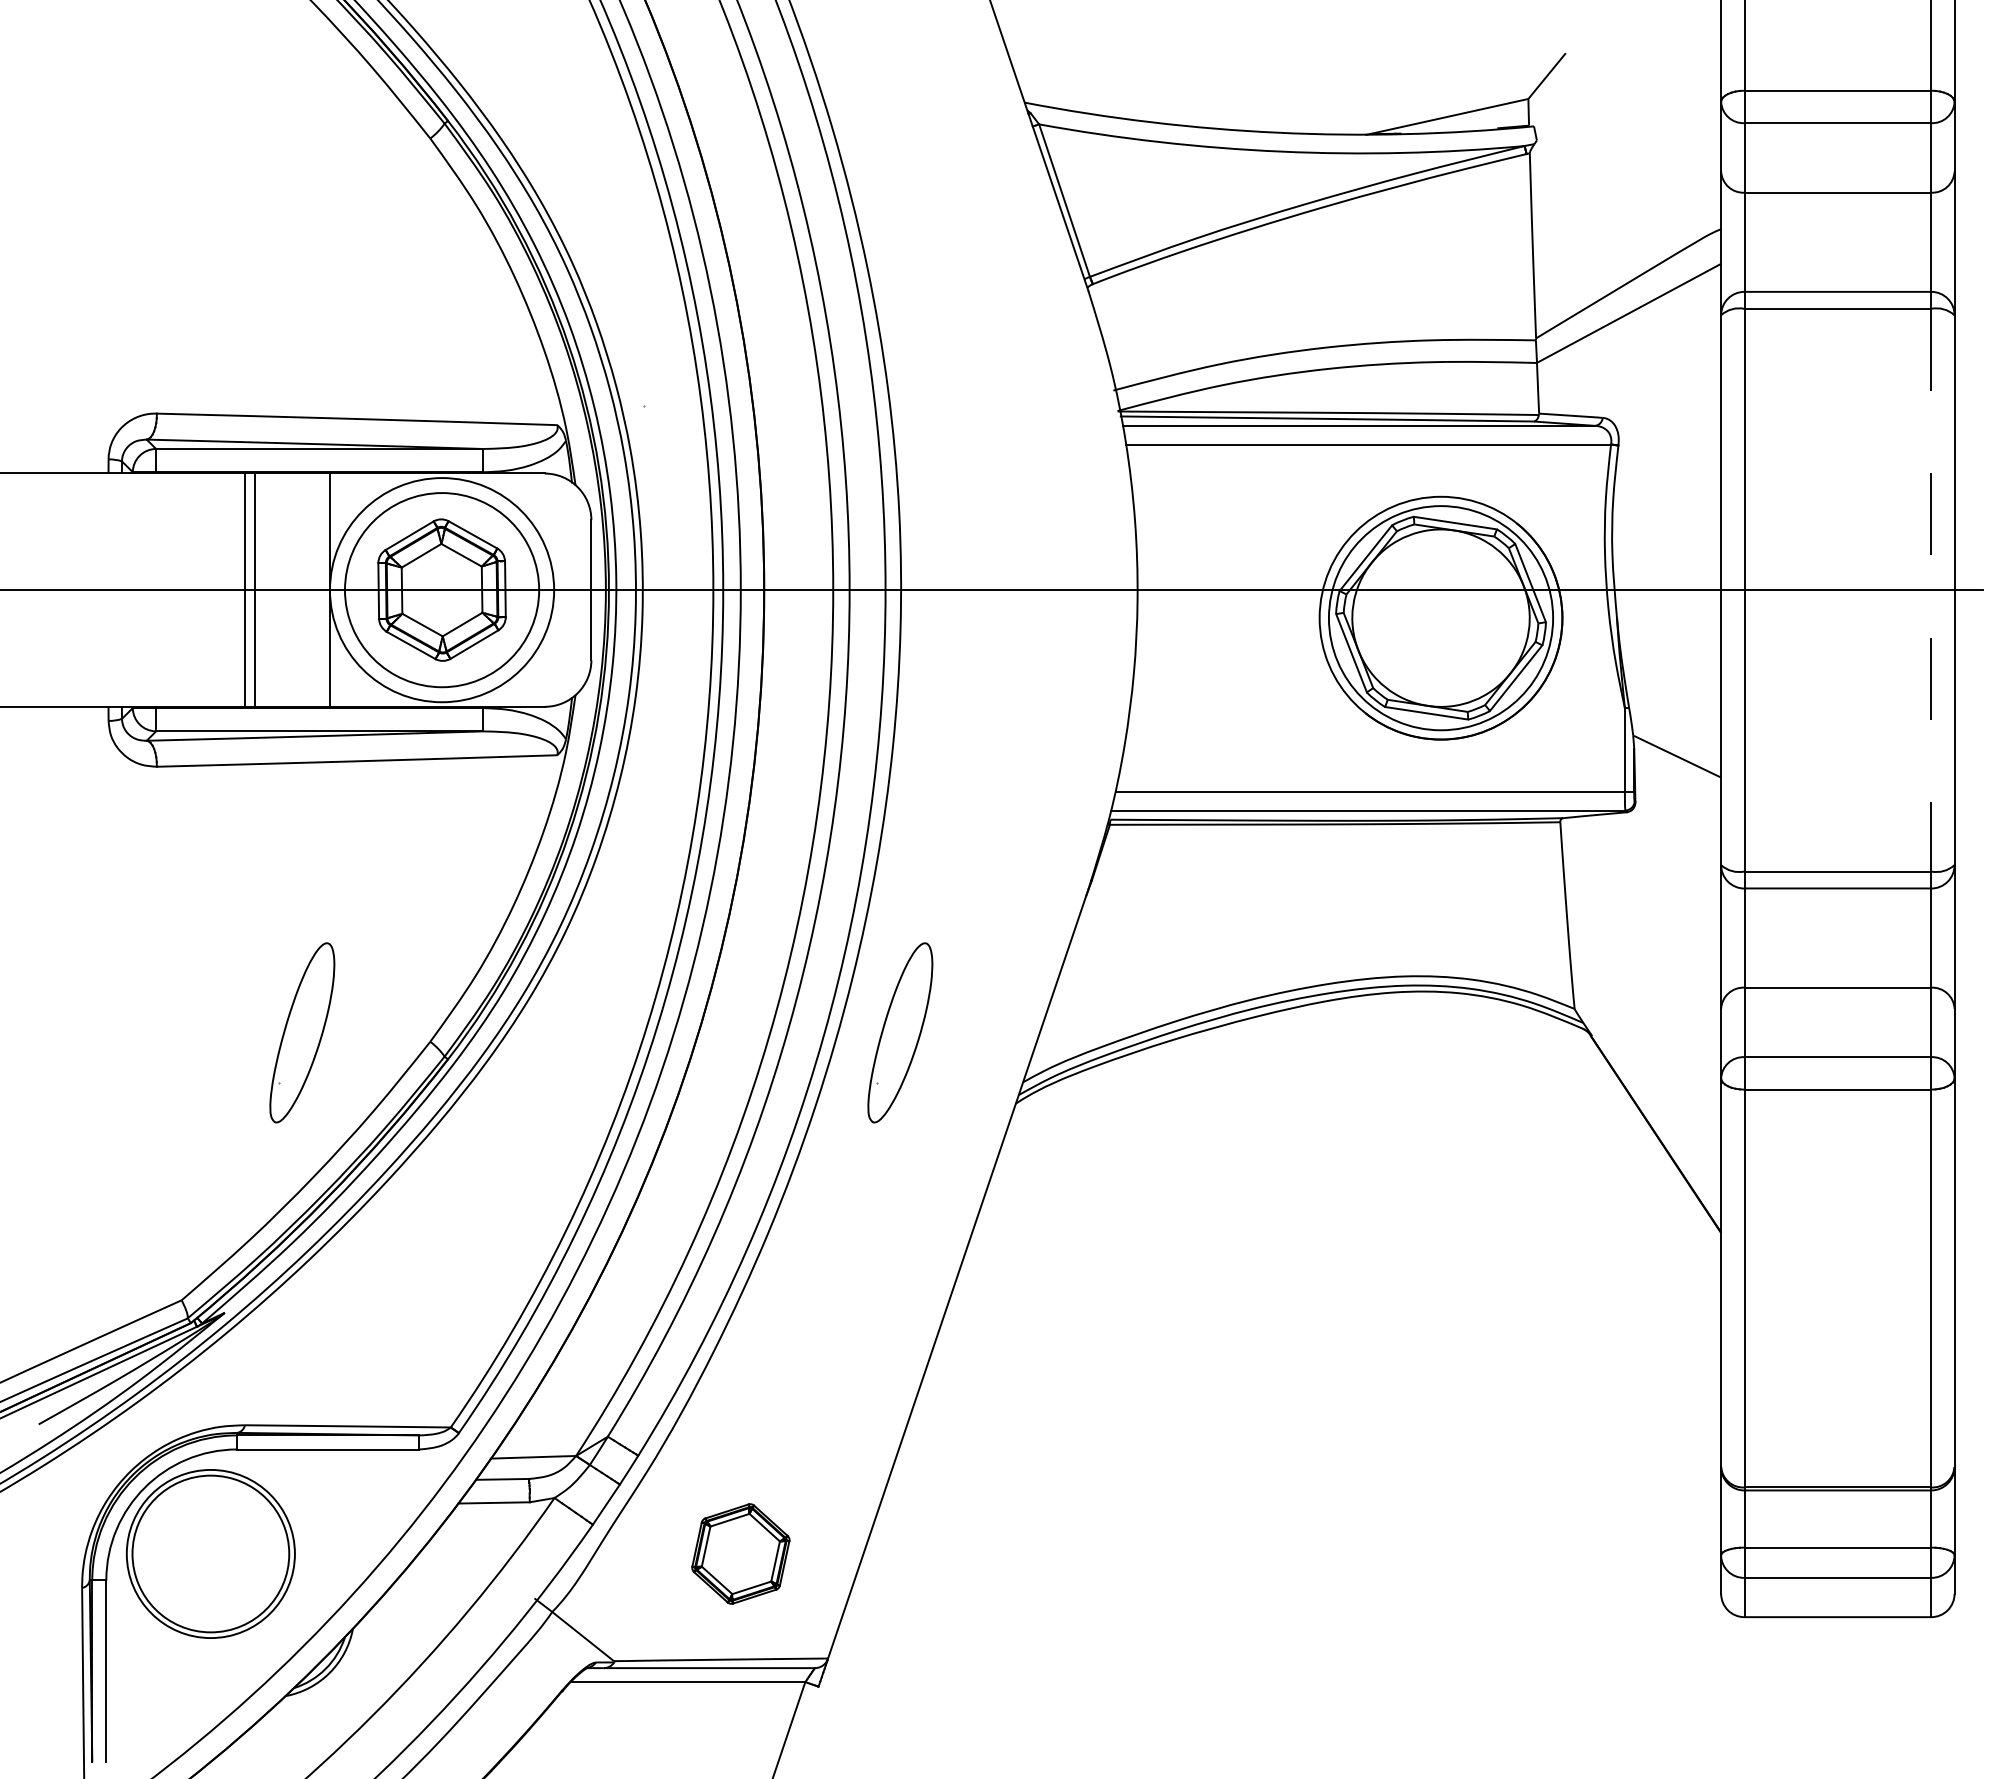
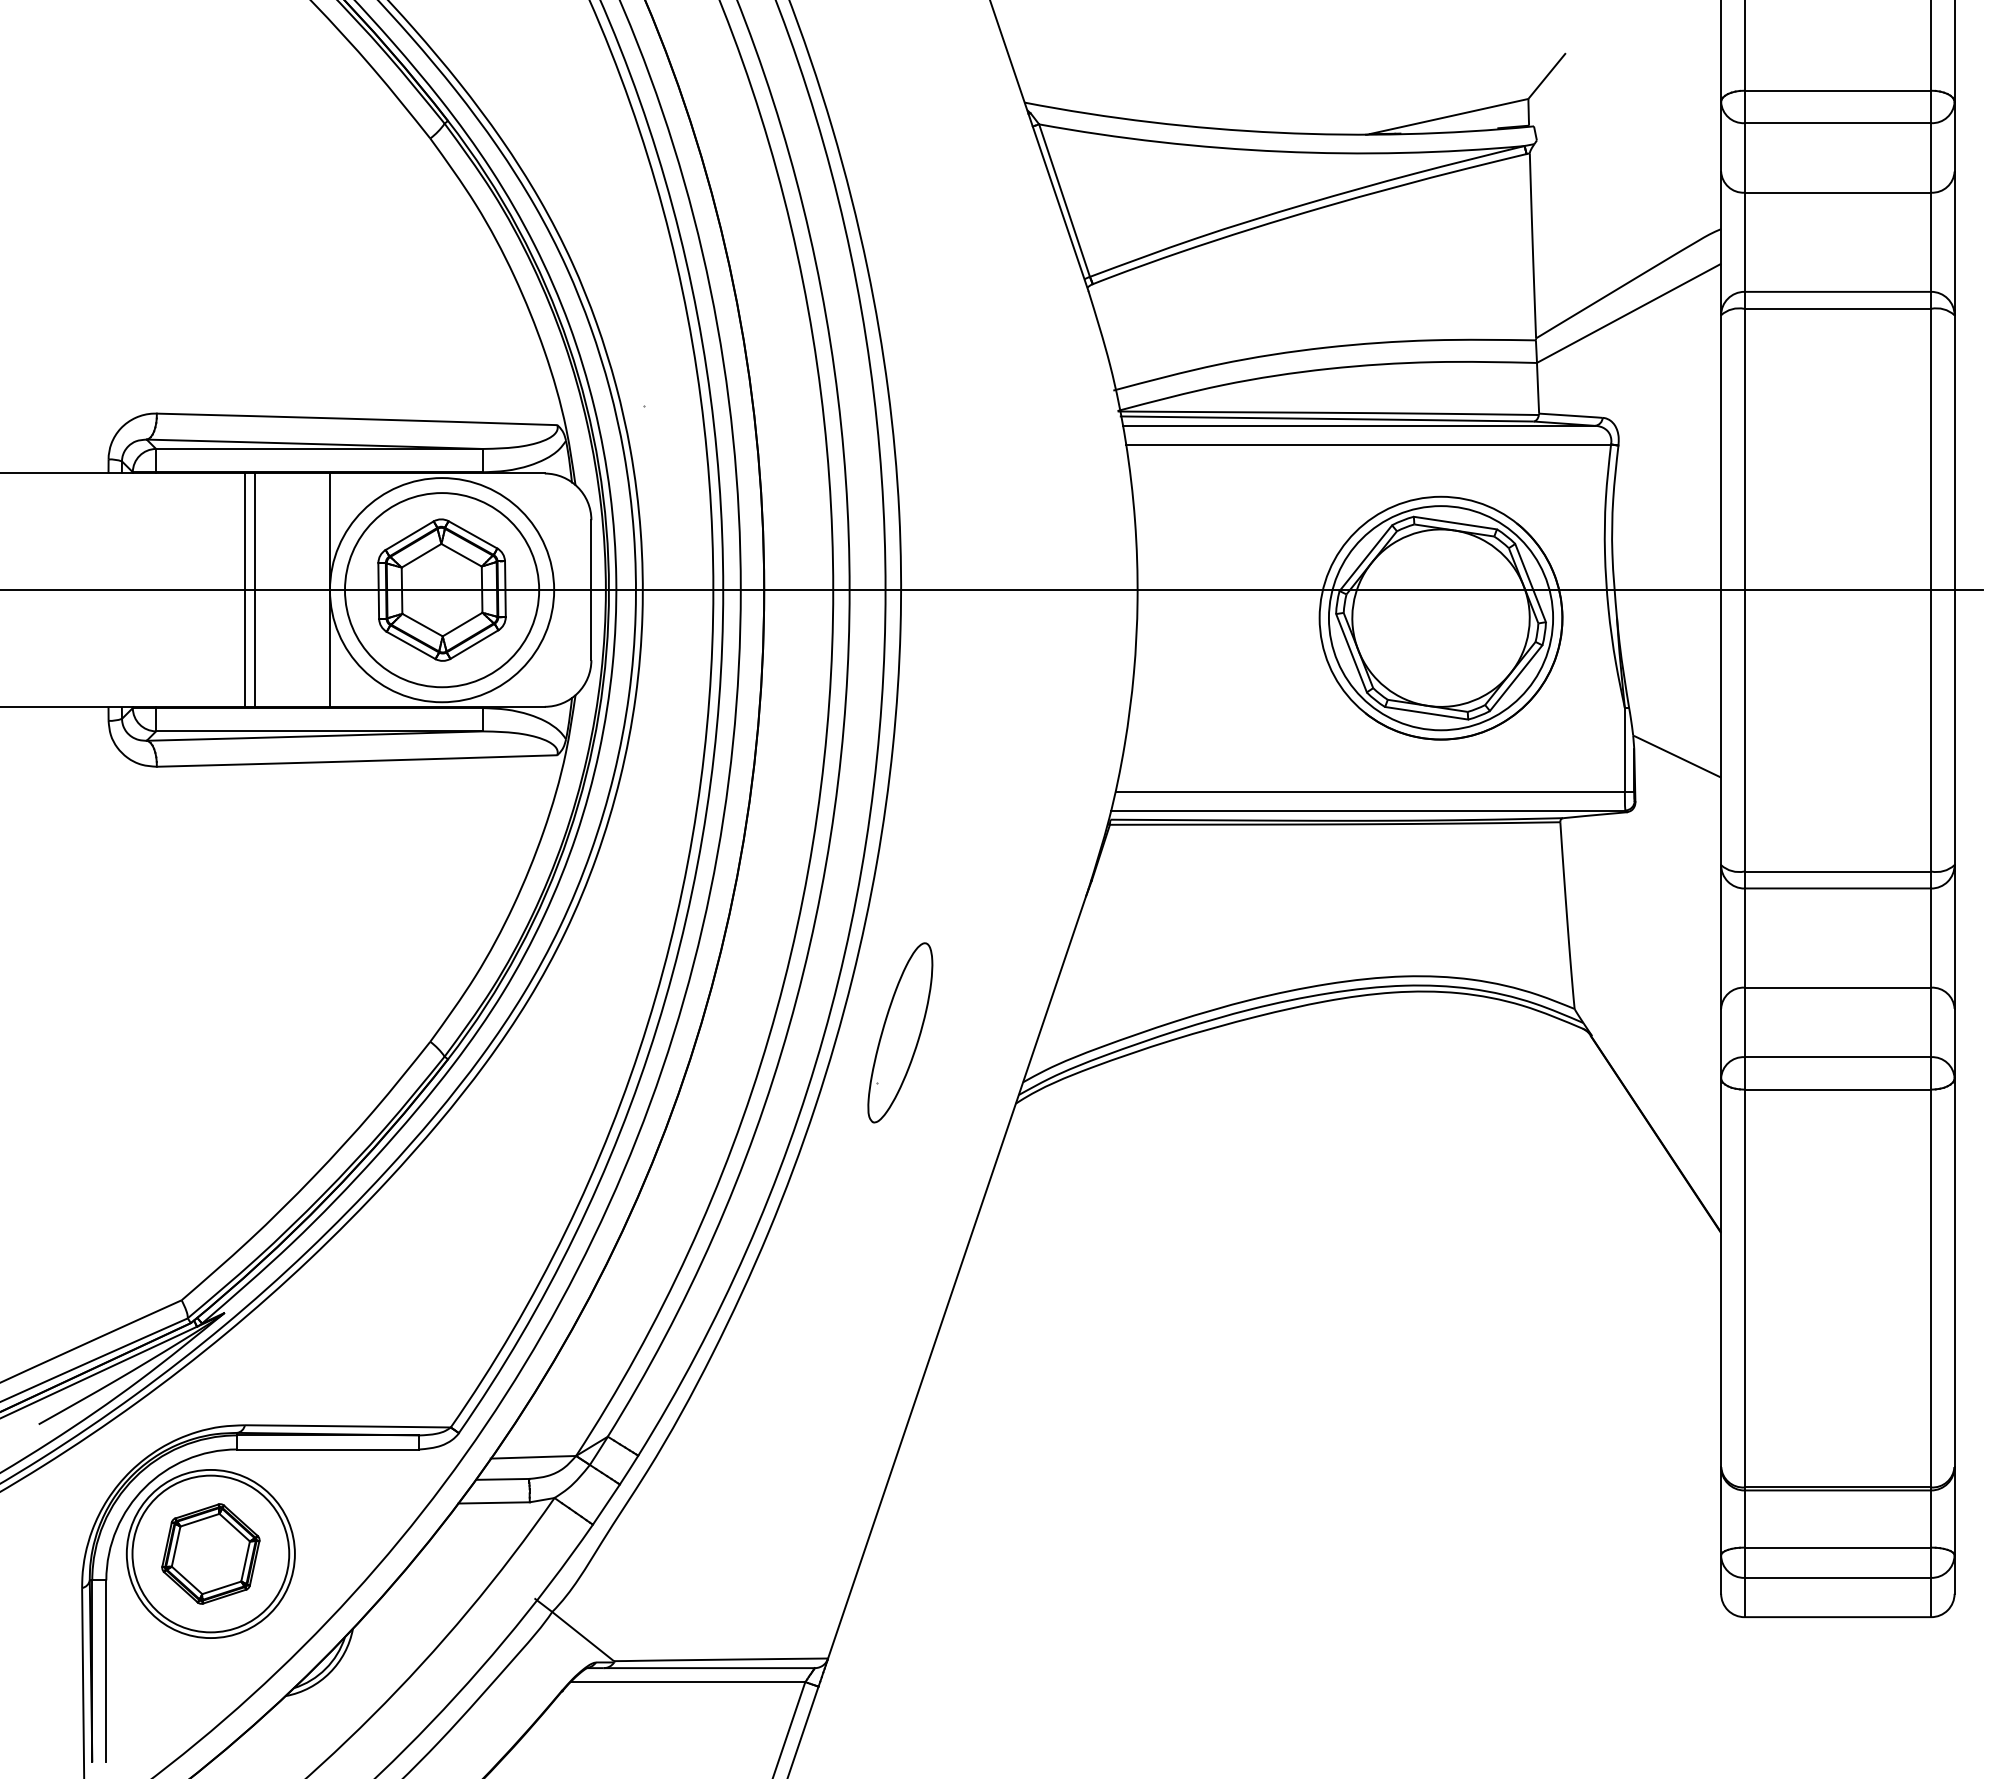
line: dashed -> solid (1931, 590)
part: present -> none (302, 1032)
part position: (740, 1553) -> (210, 1553) (210, 1553)
line: none -> present (803, 1730)
